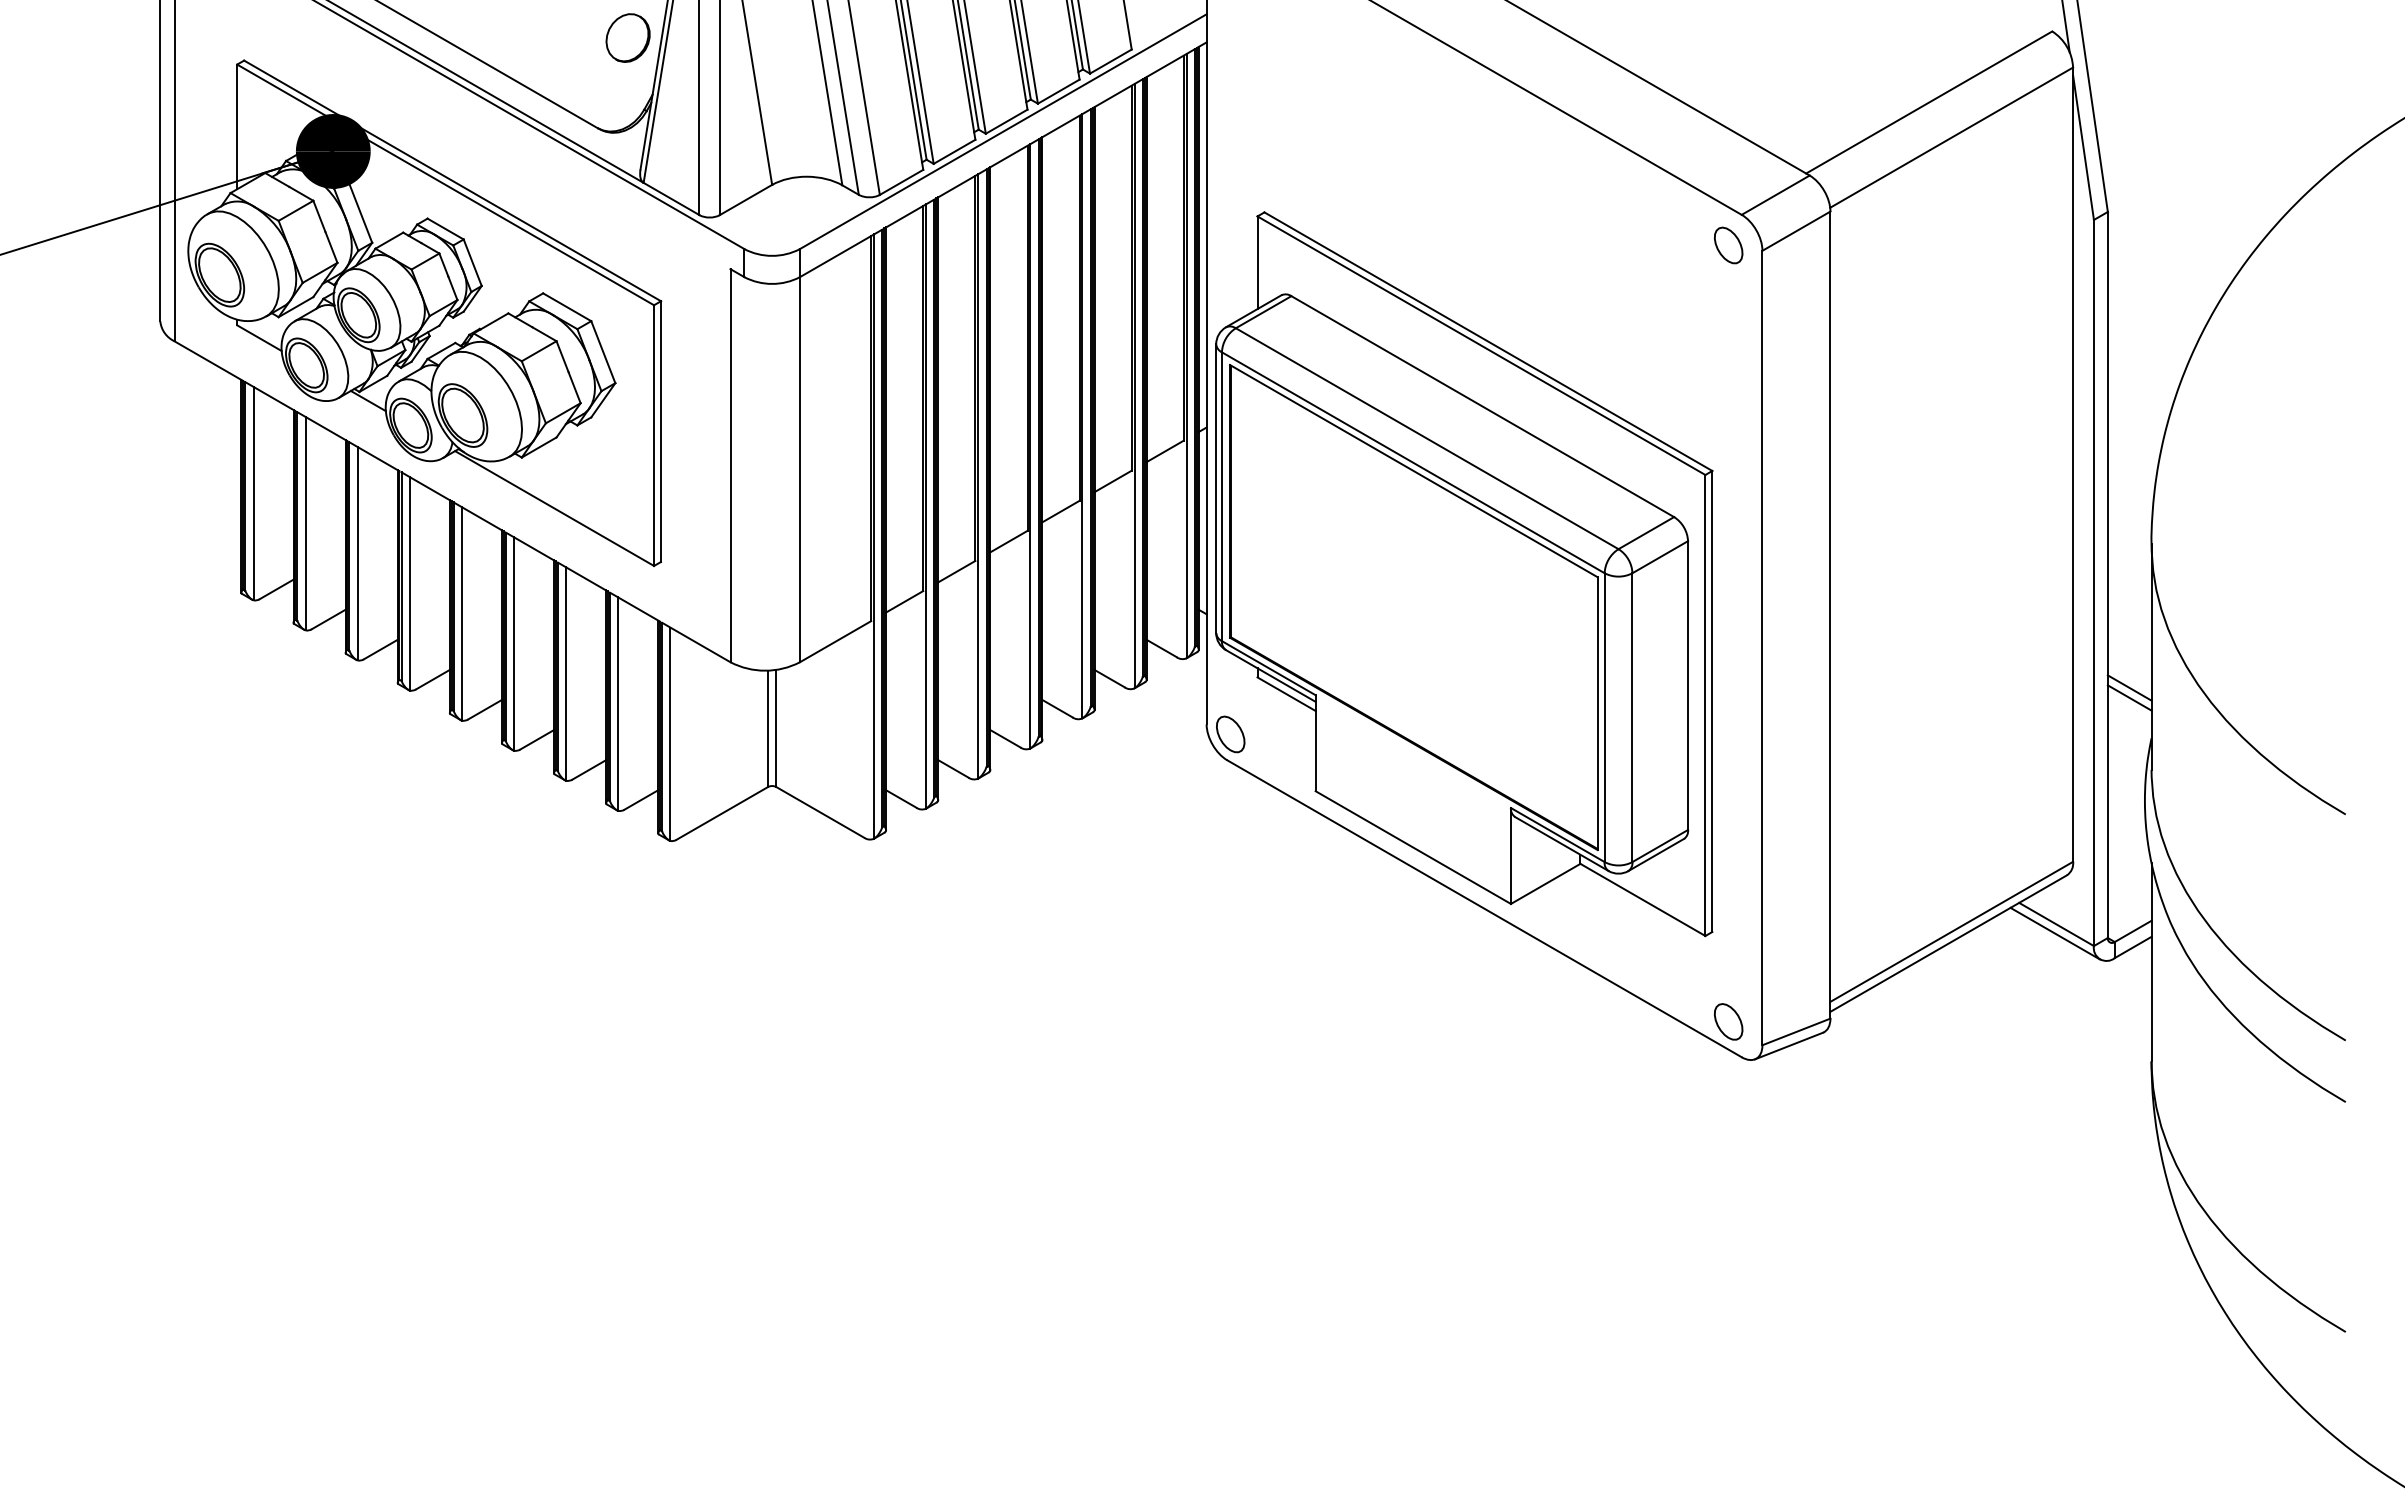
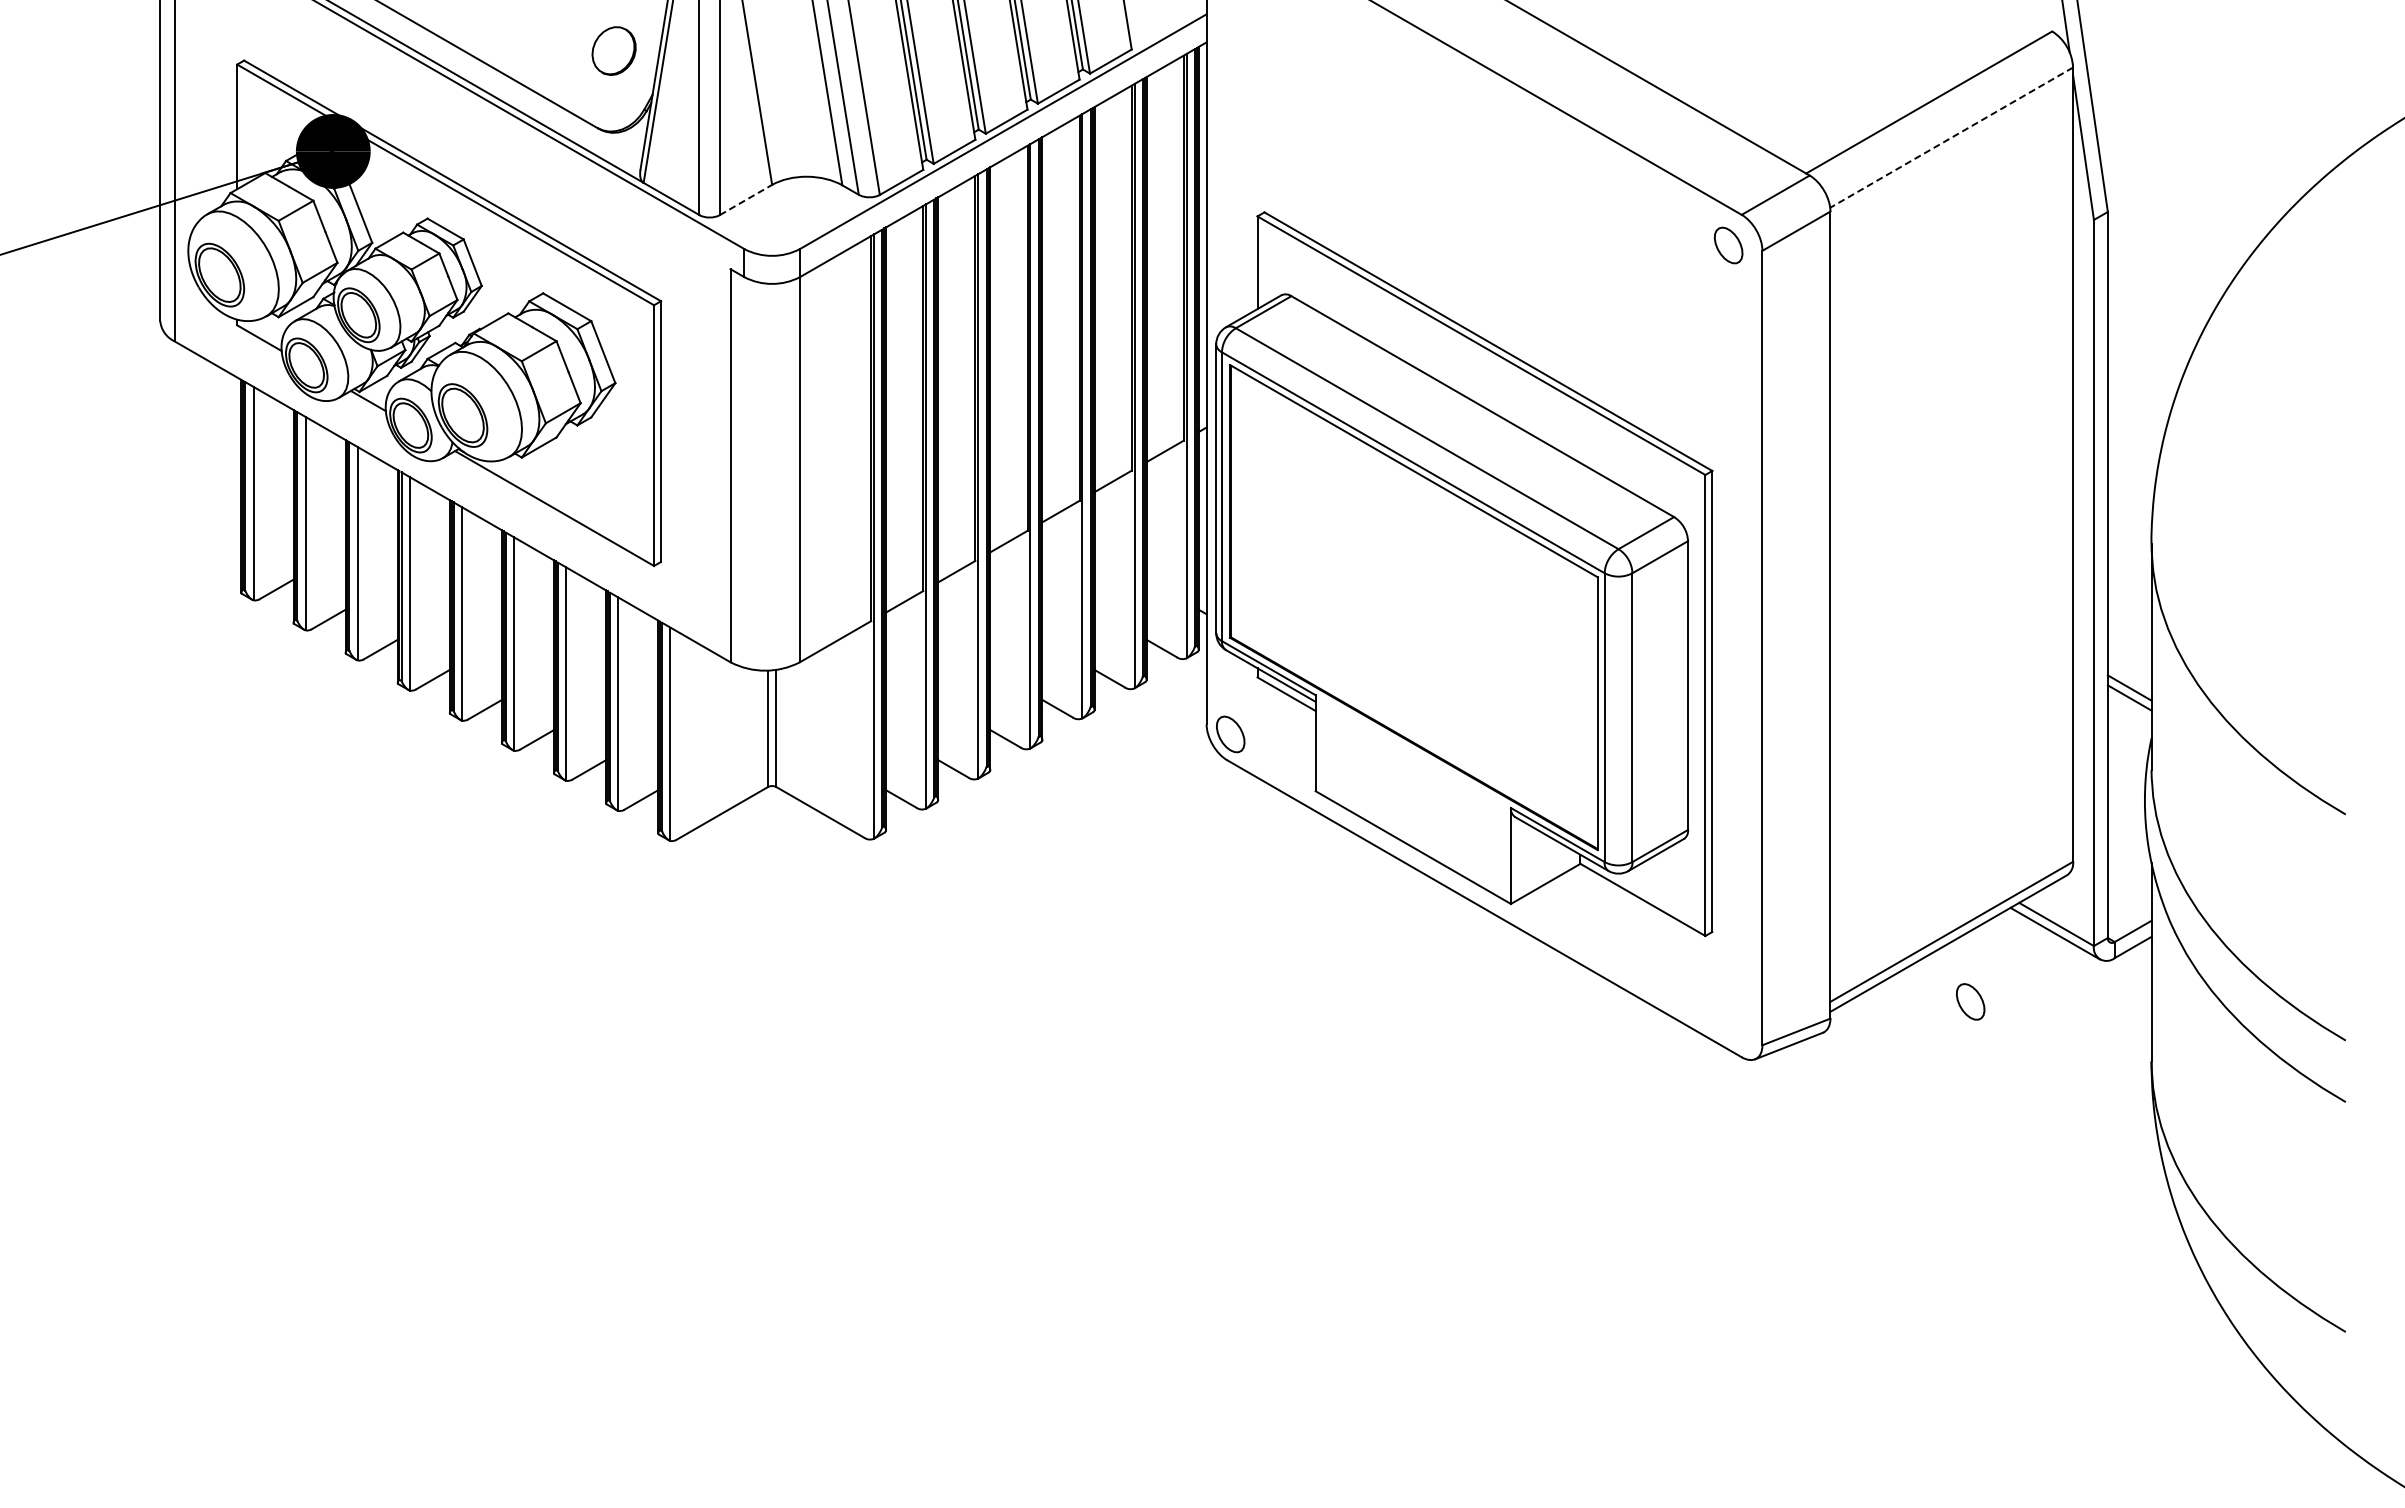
part position: (627, 37) -> (613, 50) (613, 50)
line: solid -> dashed (1951, 137)
line: solid -> dashed (746, 199)
part position: (1728, 1021) -> (1970, 1001) (1970, 1001)
